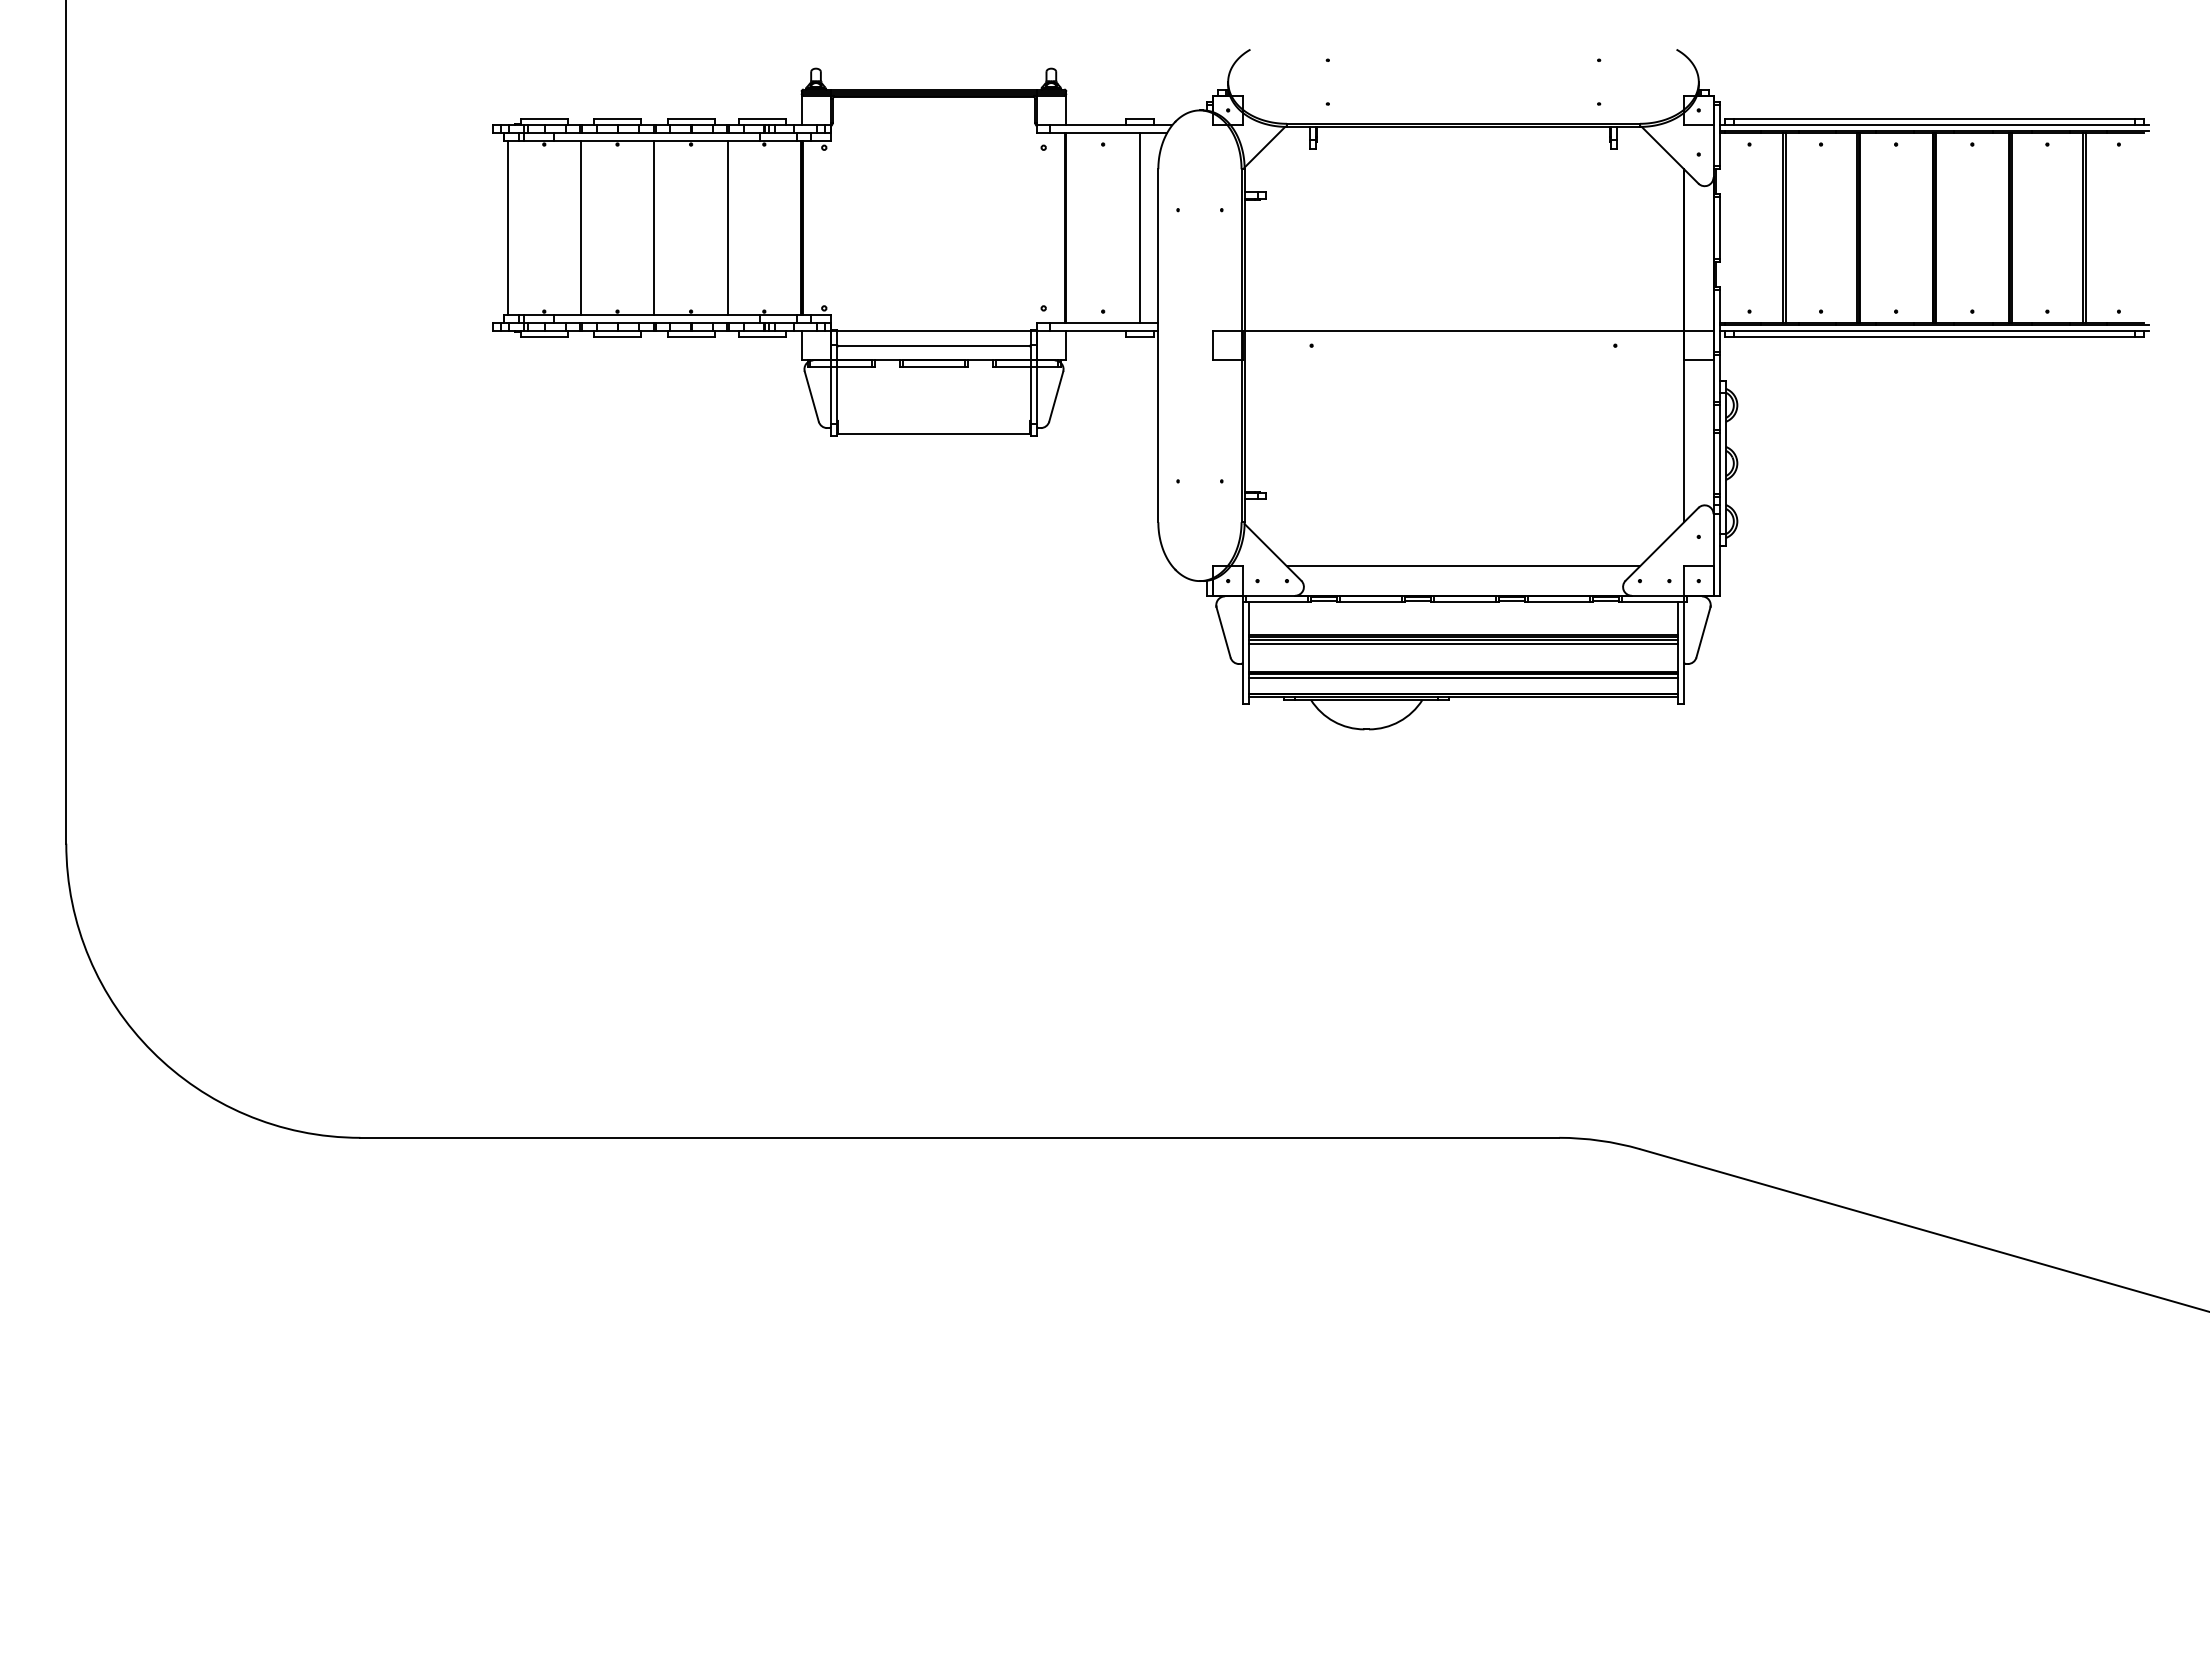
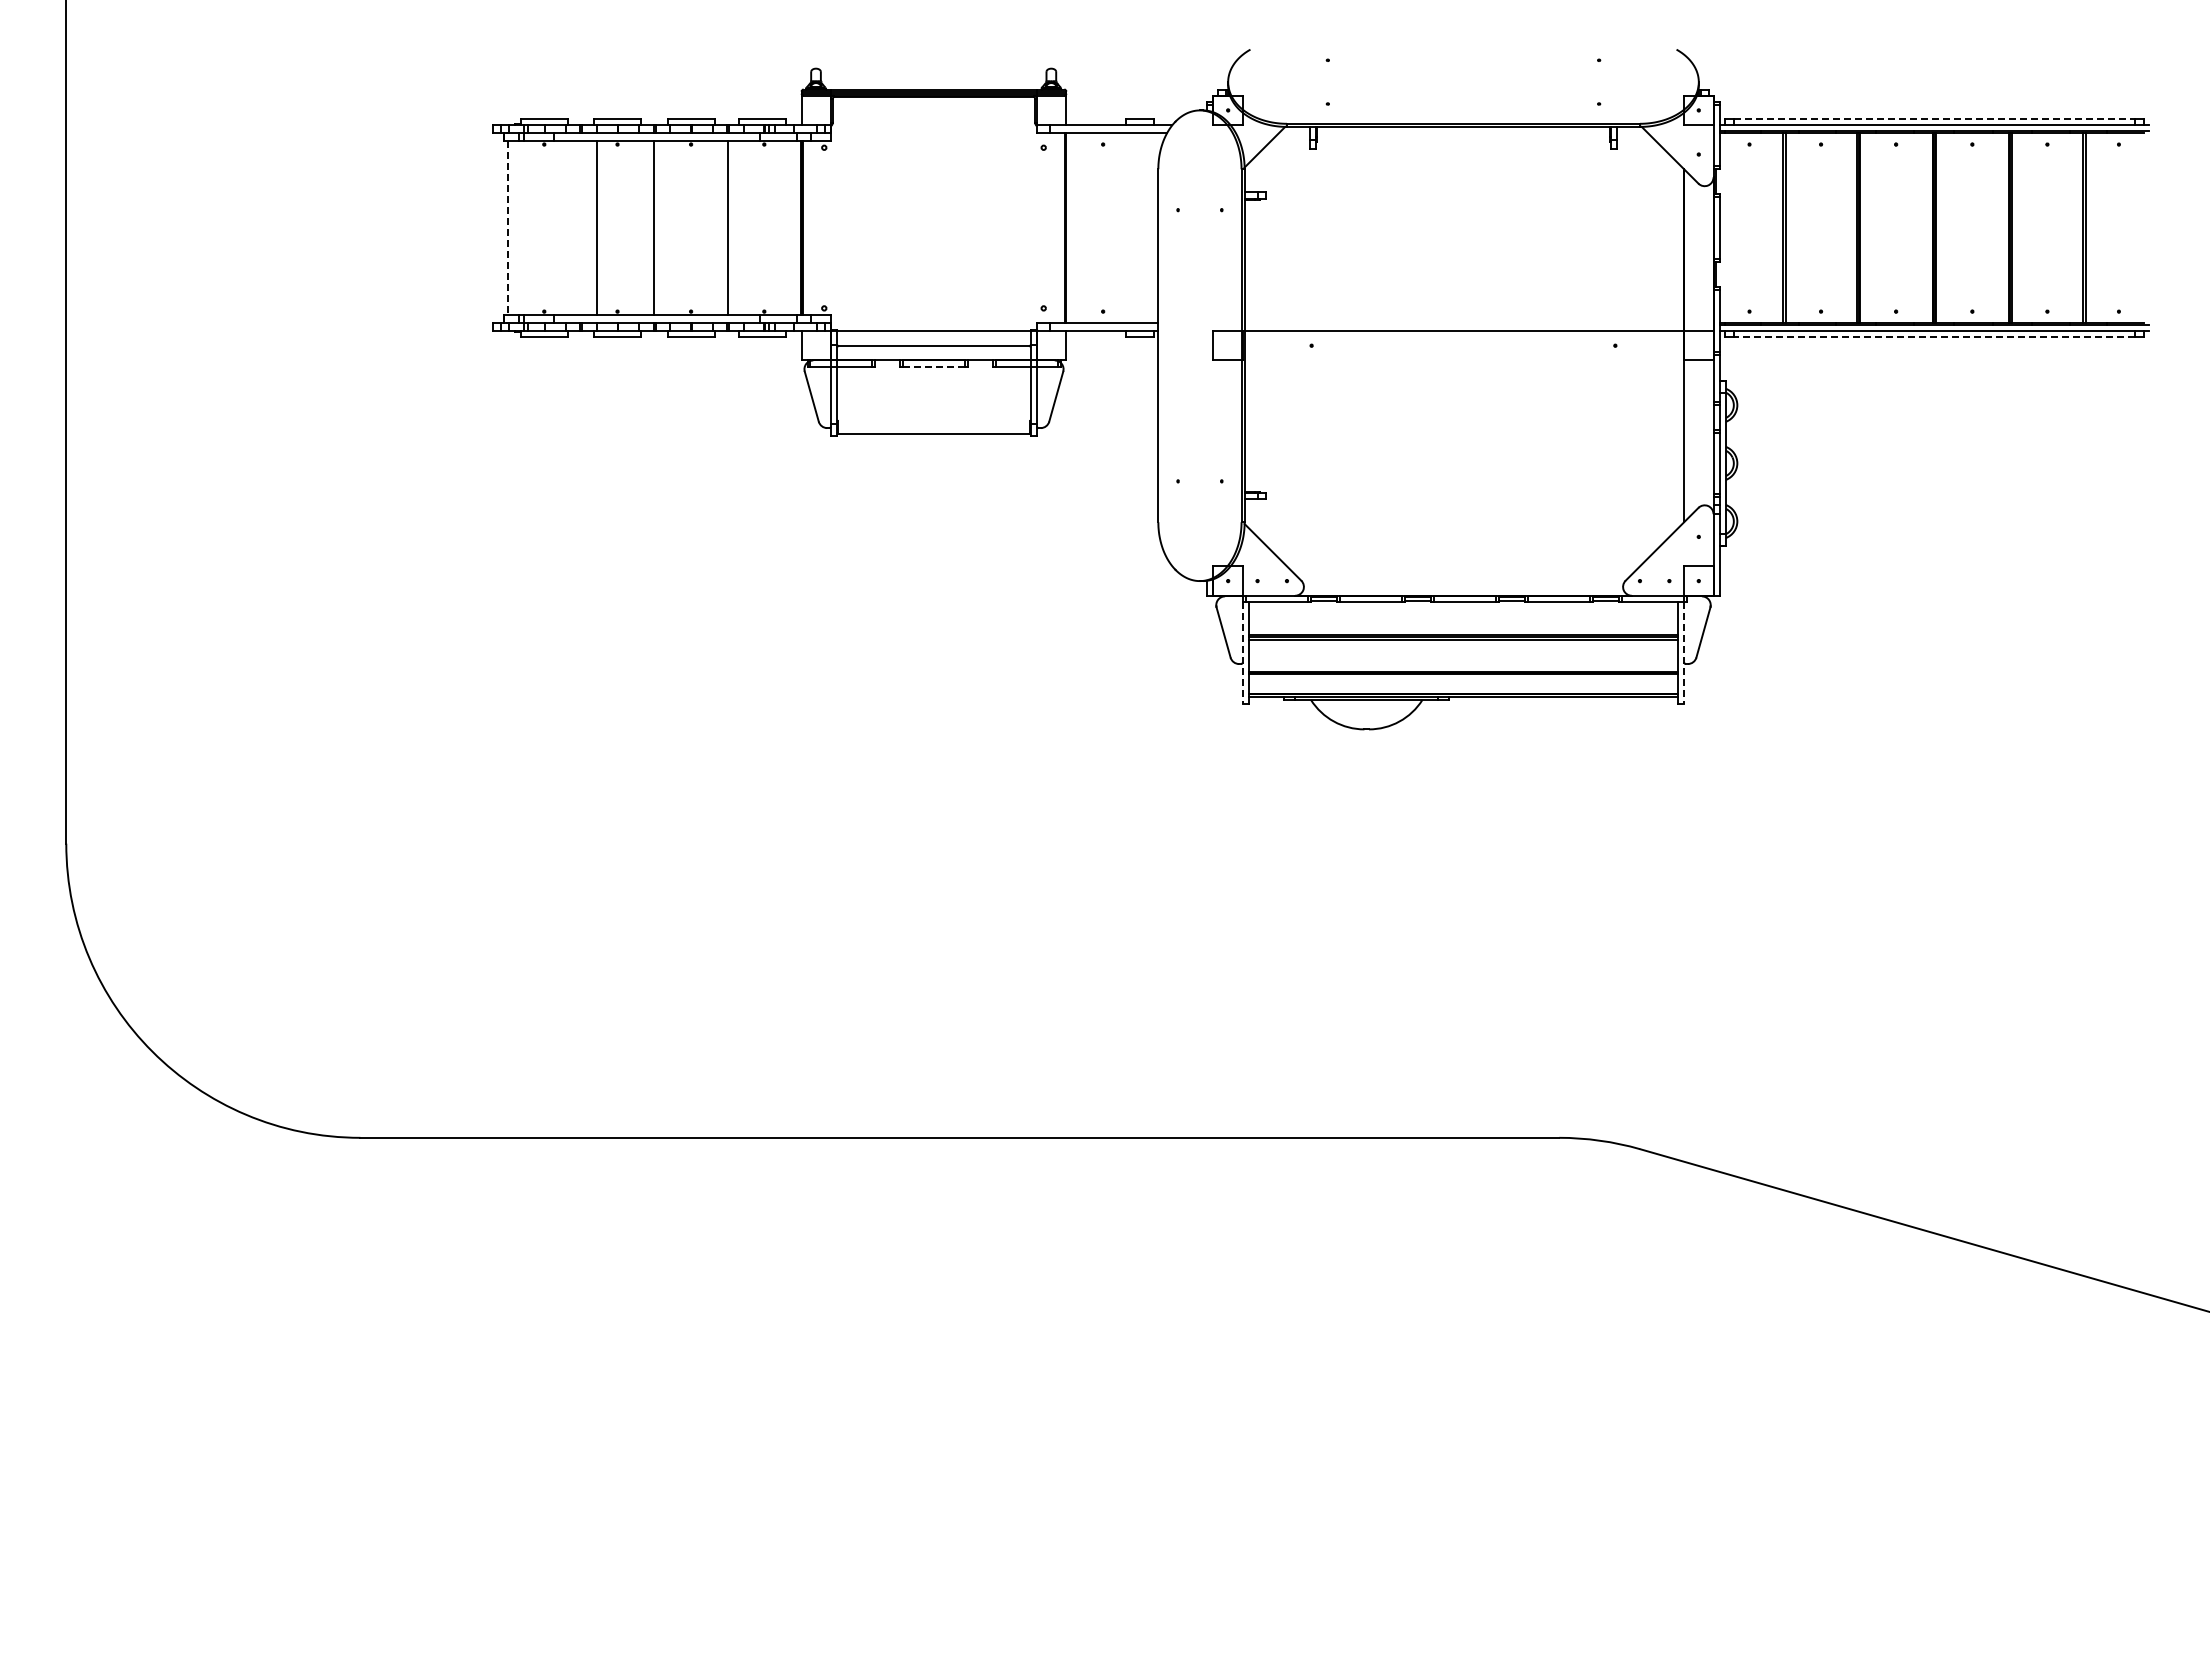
line: solid -> dashed (1934, 118)
line: solid -> dashed (507, 228)
line position: (580, 228) -> (596, 228) (596, 228)
line: present -> none (1139, 228)
line: solid -> dashed (1934, 337)
line: solid -> dashed (934, 366)
line: present -> none (1463, 566)
line: present -> none (1463, 643)
line: solid -> dashed (1242, 652)
line: solid -> dashed (1684, 652)
line: present -> none (1463, 677)
